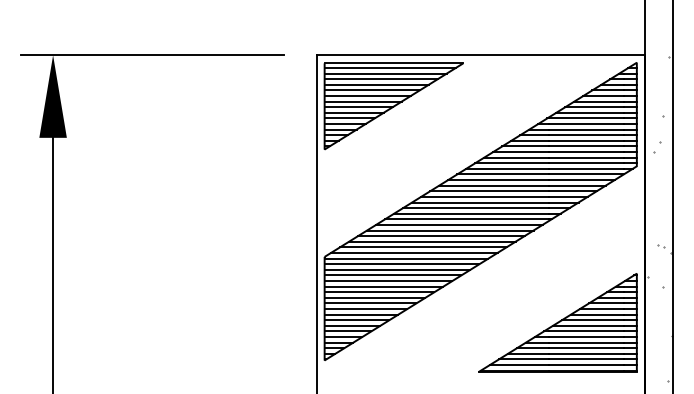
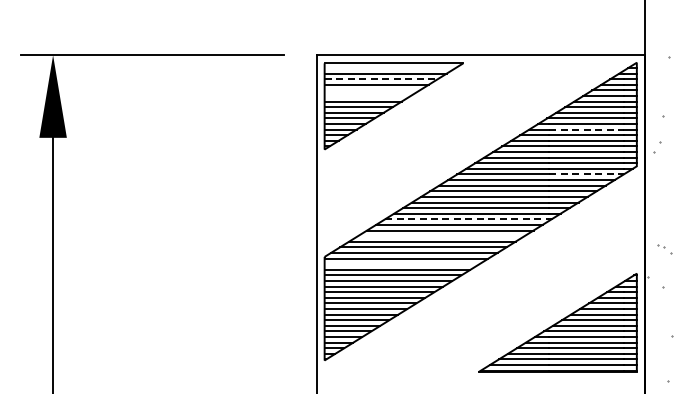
line: present -> none (389, 67)
line: solid -> dashed (381, 79)
line: present -> none (371, 90)
line: present -> none (367, 95)
line: solid -> dashed (587, 129)
line: solid -> dashed (587, 174)
line: present -> none (673, 196)
line: solid -> dashed (467, 219)
line: present -> none (441, 236)
line: present -> none (401, 264)
